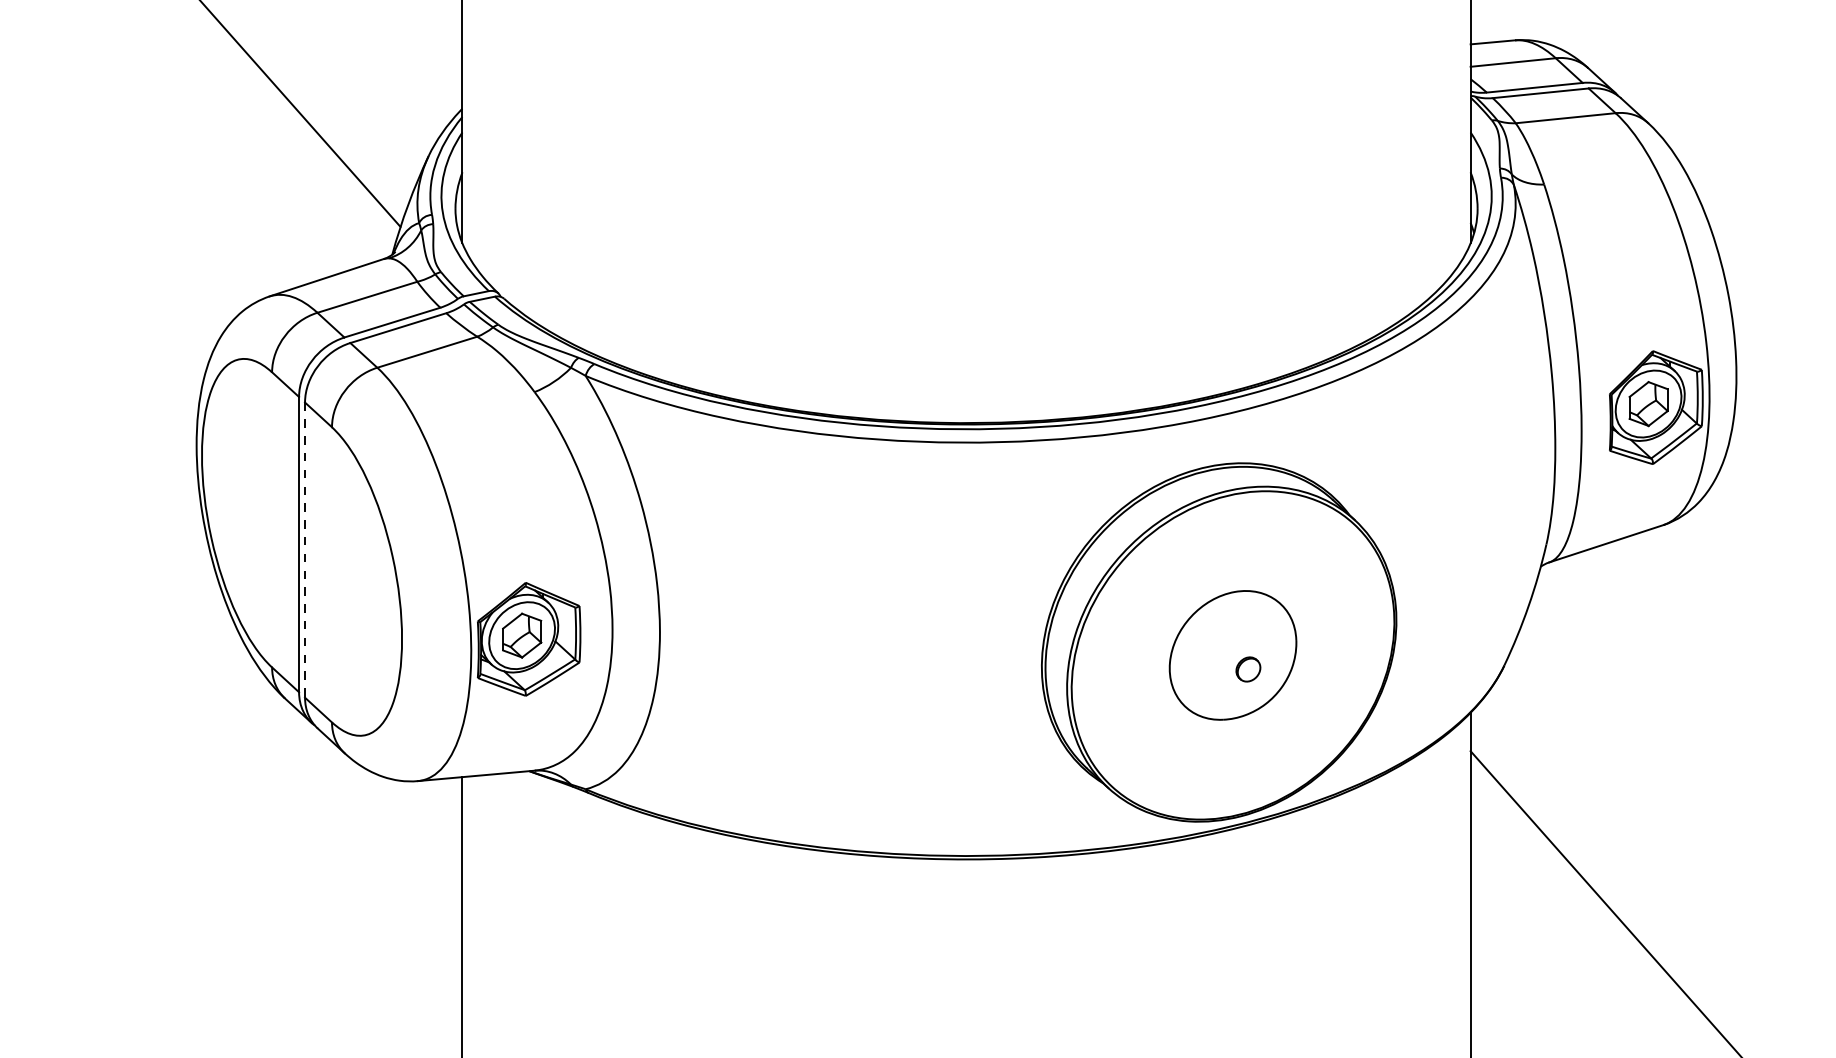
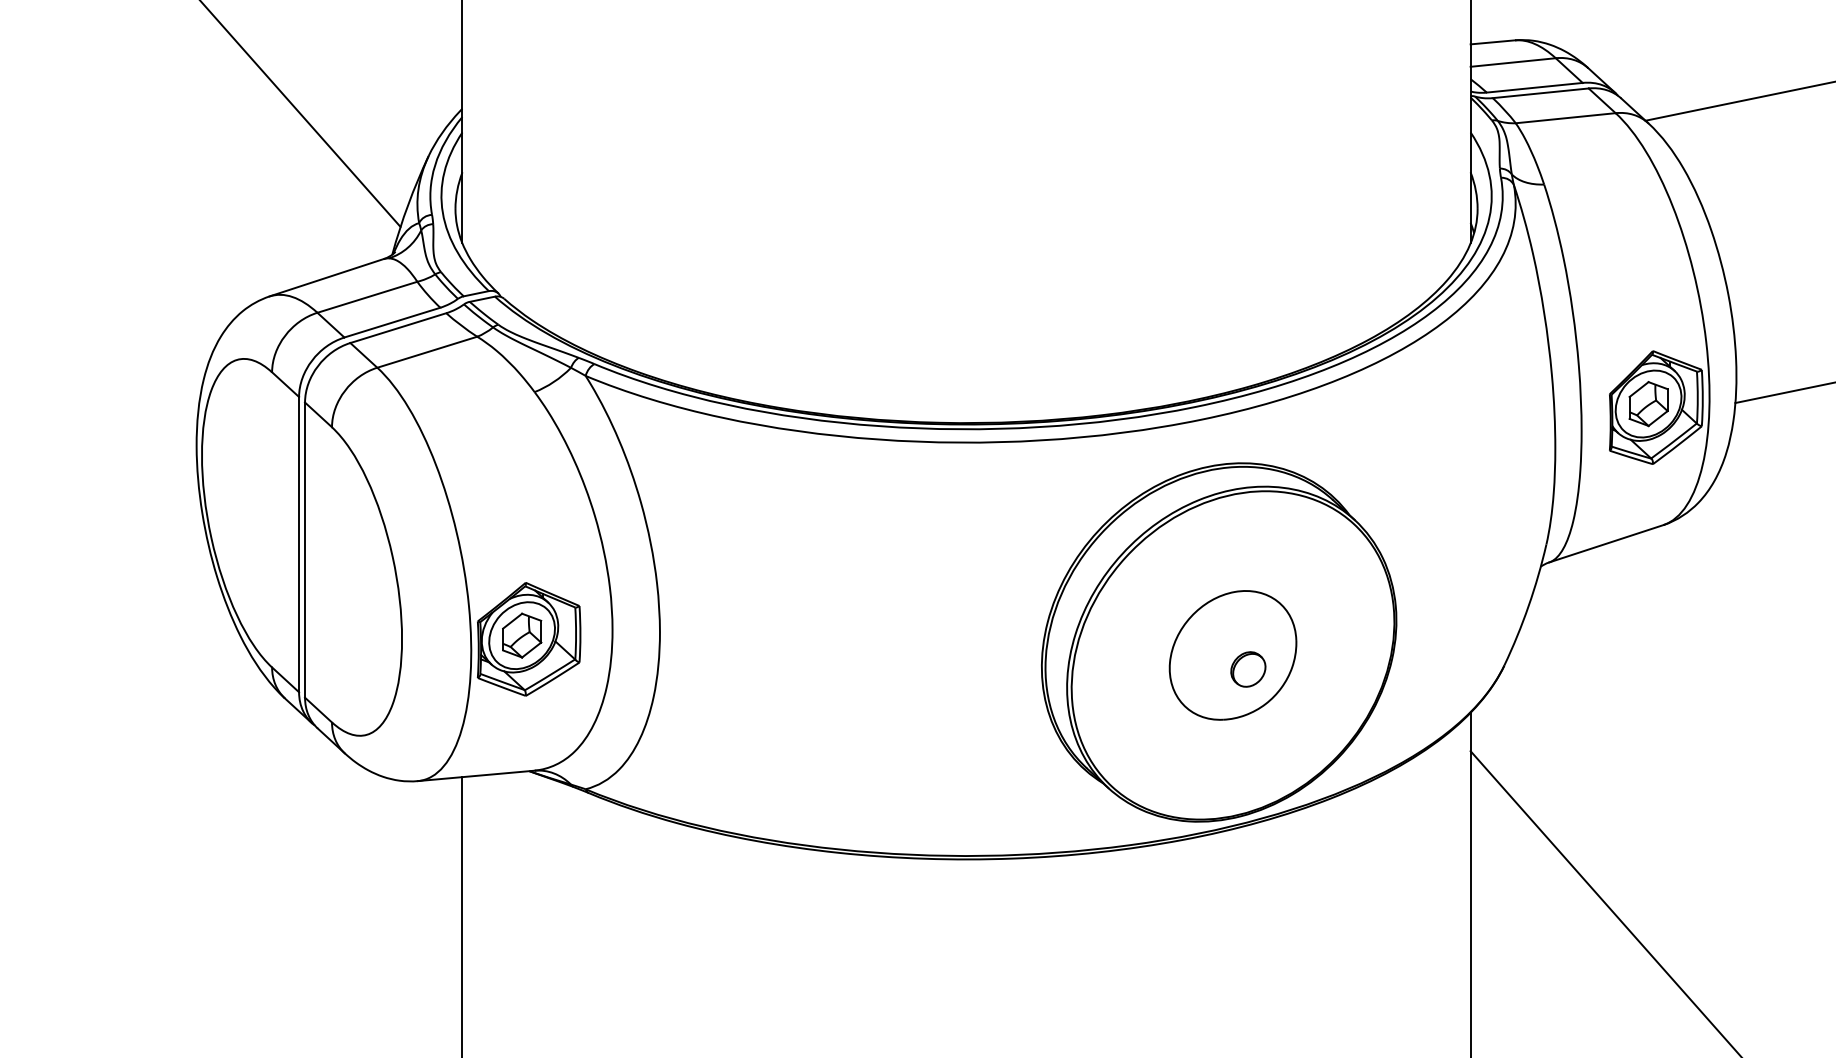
line: none -> present (1738, 101)
line: none -> present (1783, 393)
line: dashed -> solid (305, 550)
part size: 27x27 px -> 37x37 px (1248, 669)
